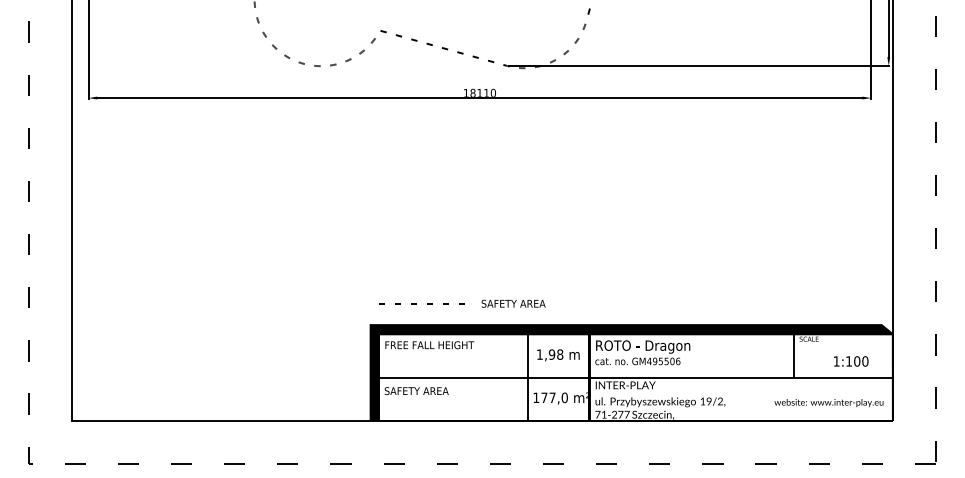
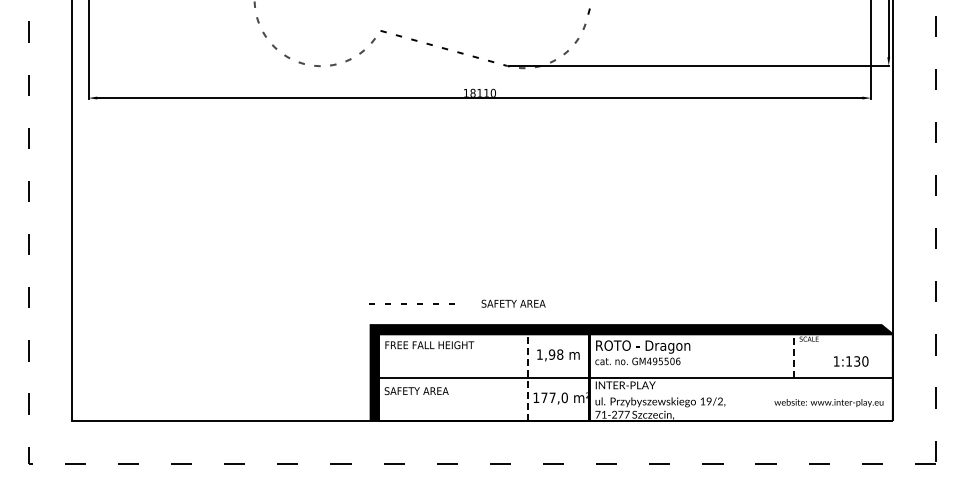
line position: (416, 303) -> (406, 303) (406, 303)
line: solid -> dashed (794, 355)
text: 1:100 -> 1:130 (857, 361)
line: solid -> dashed (528, 377)
